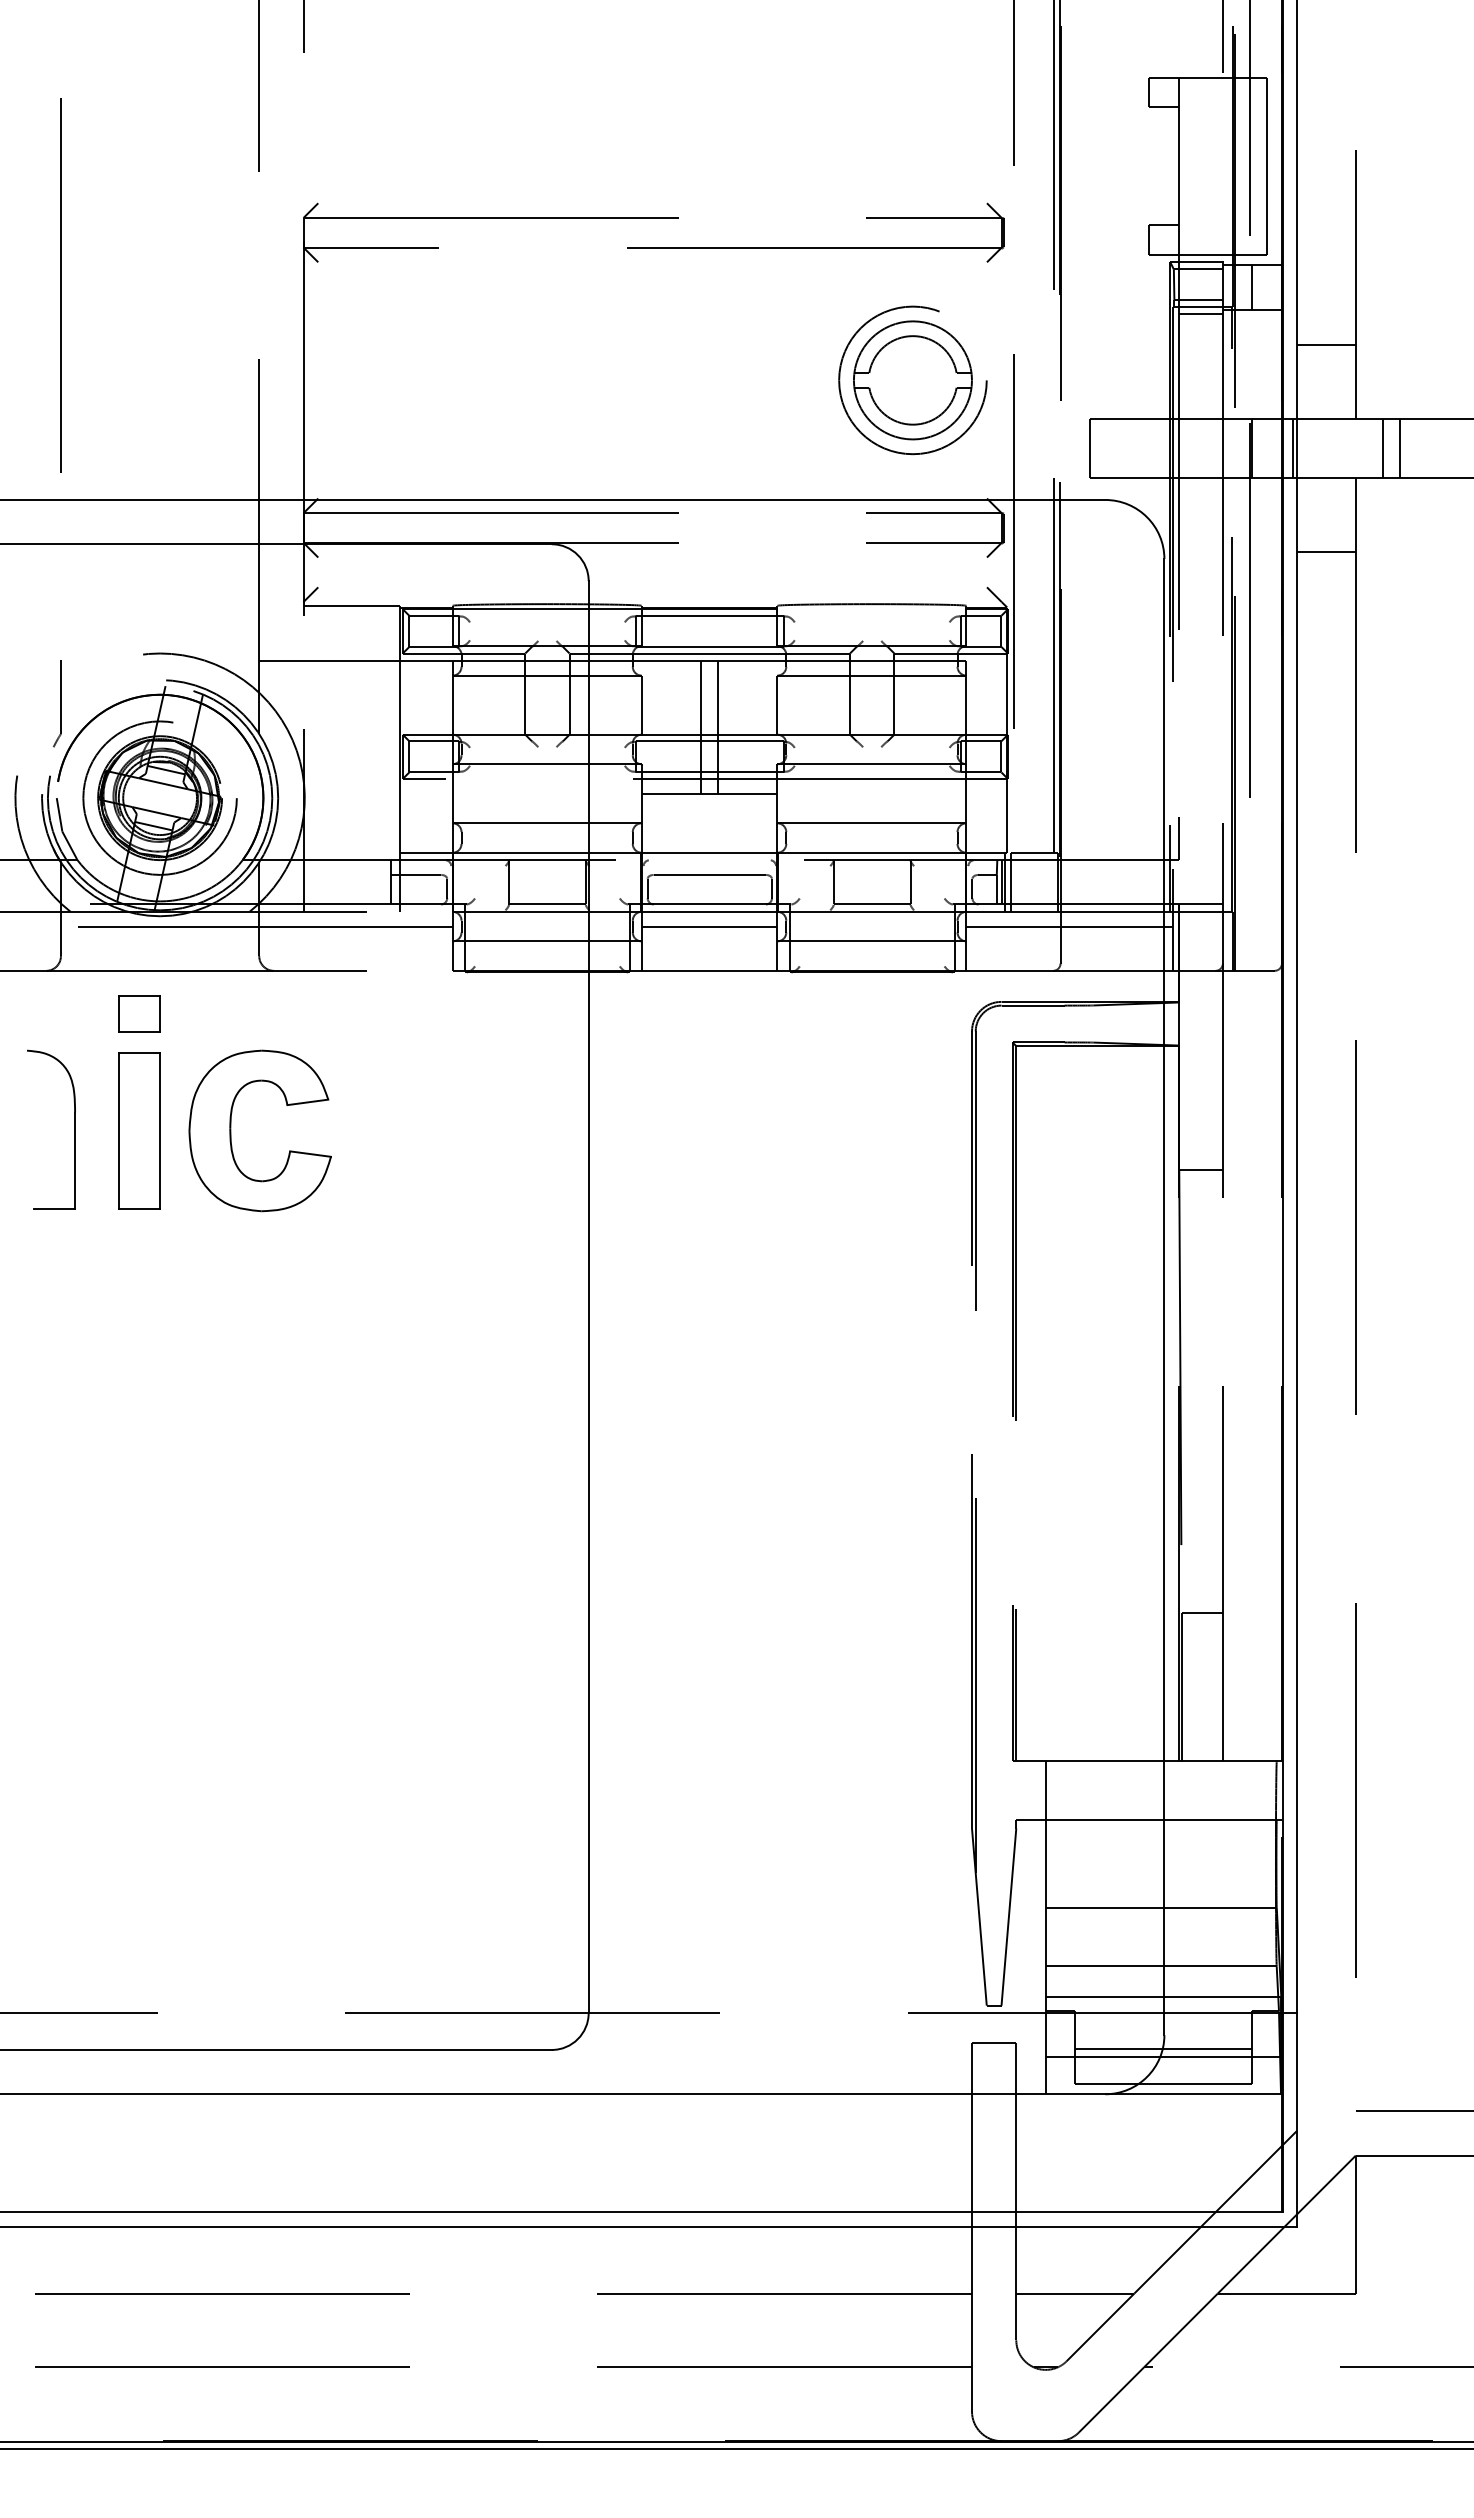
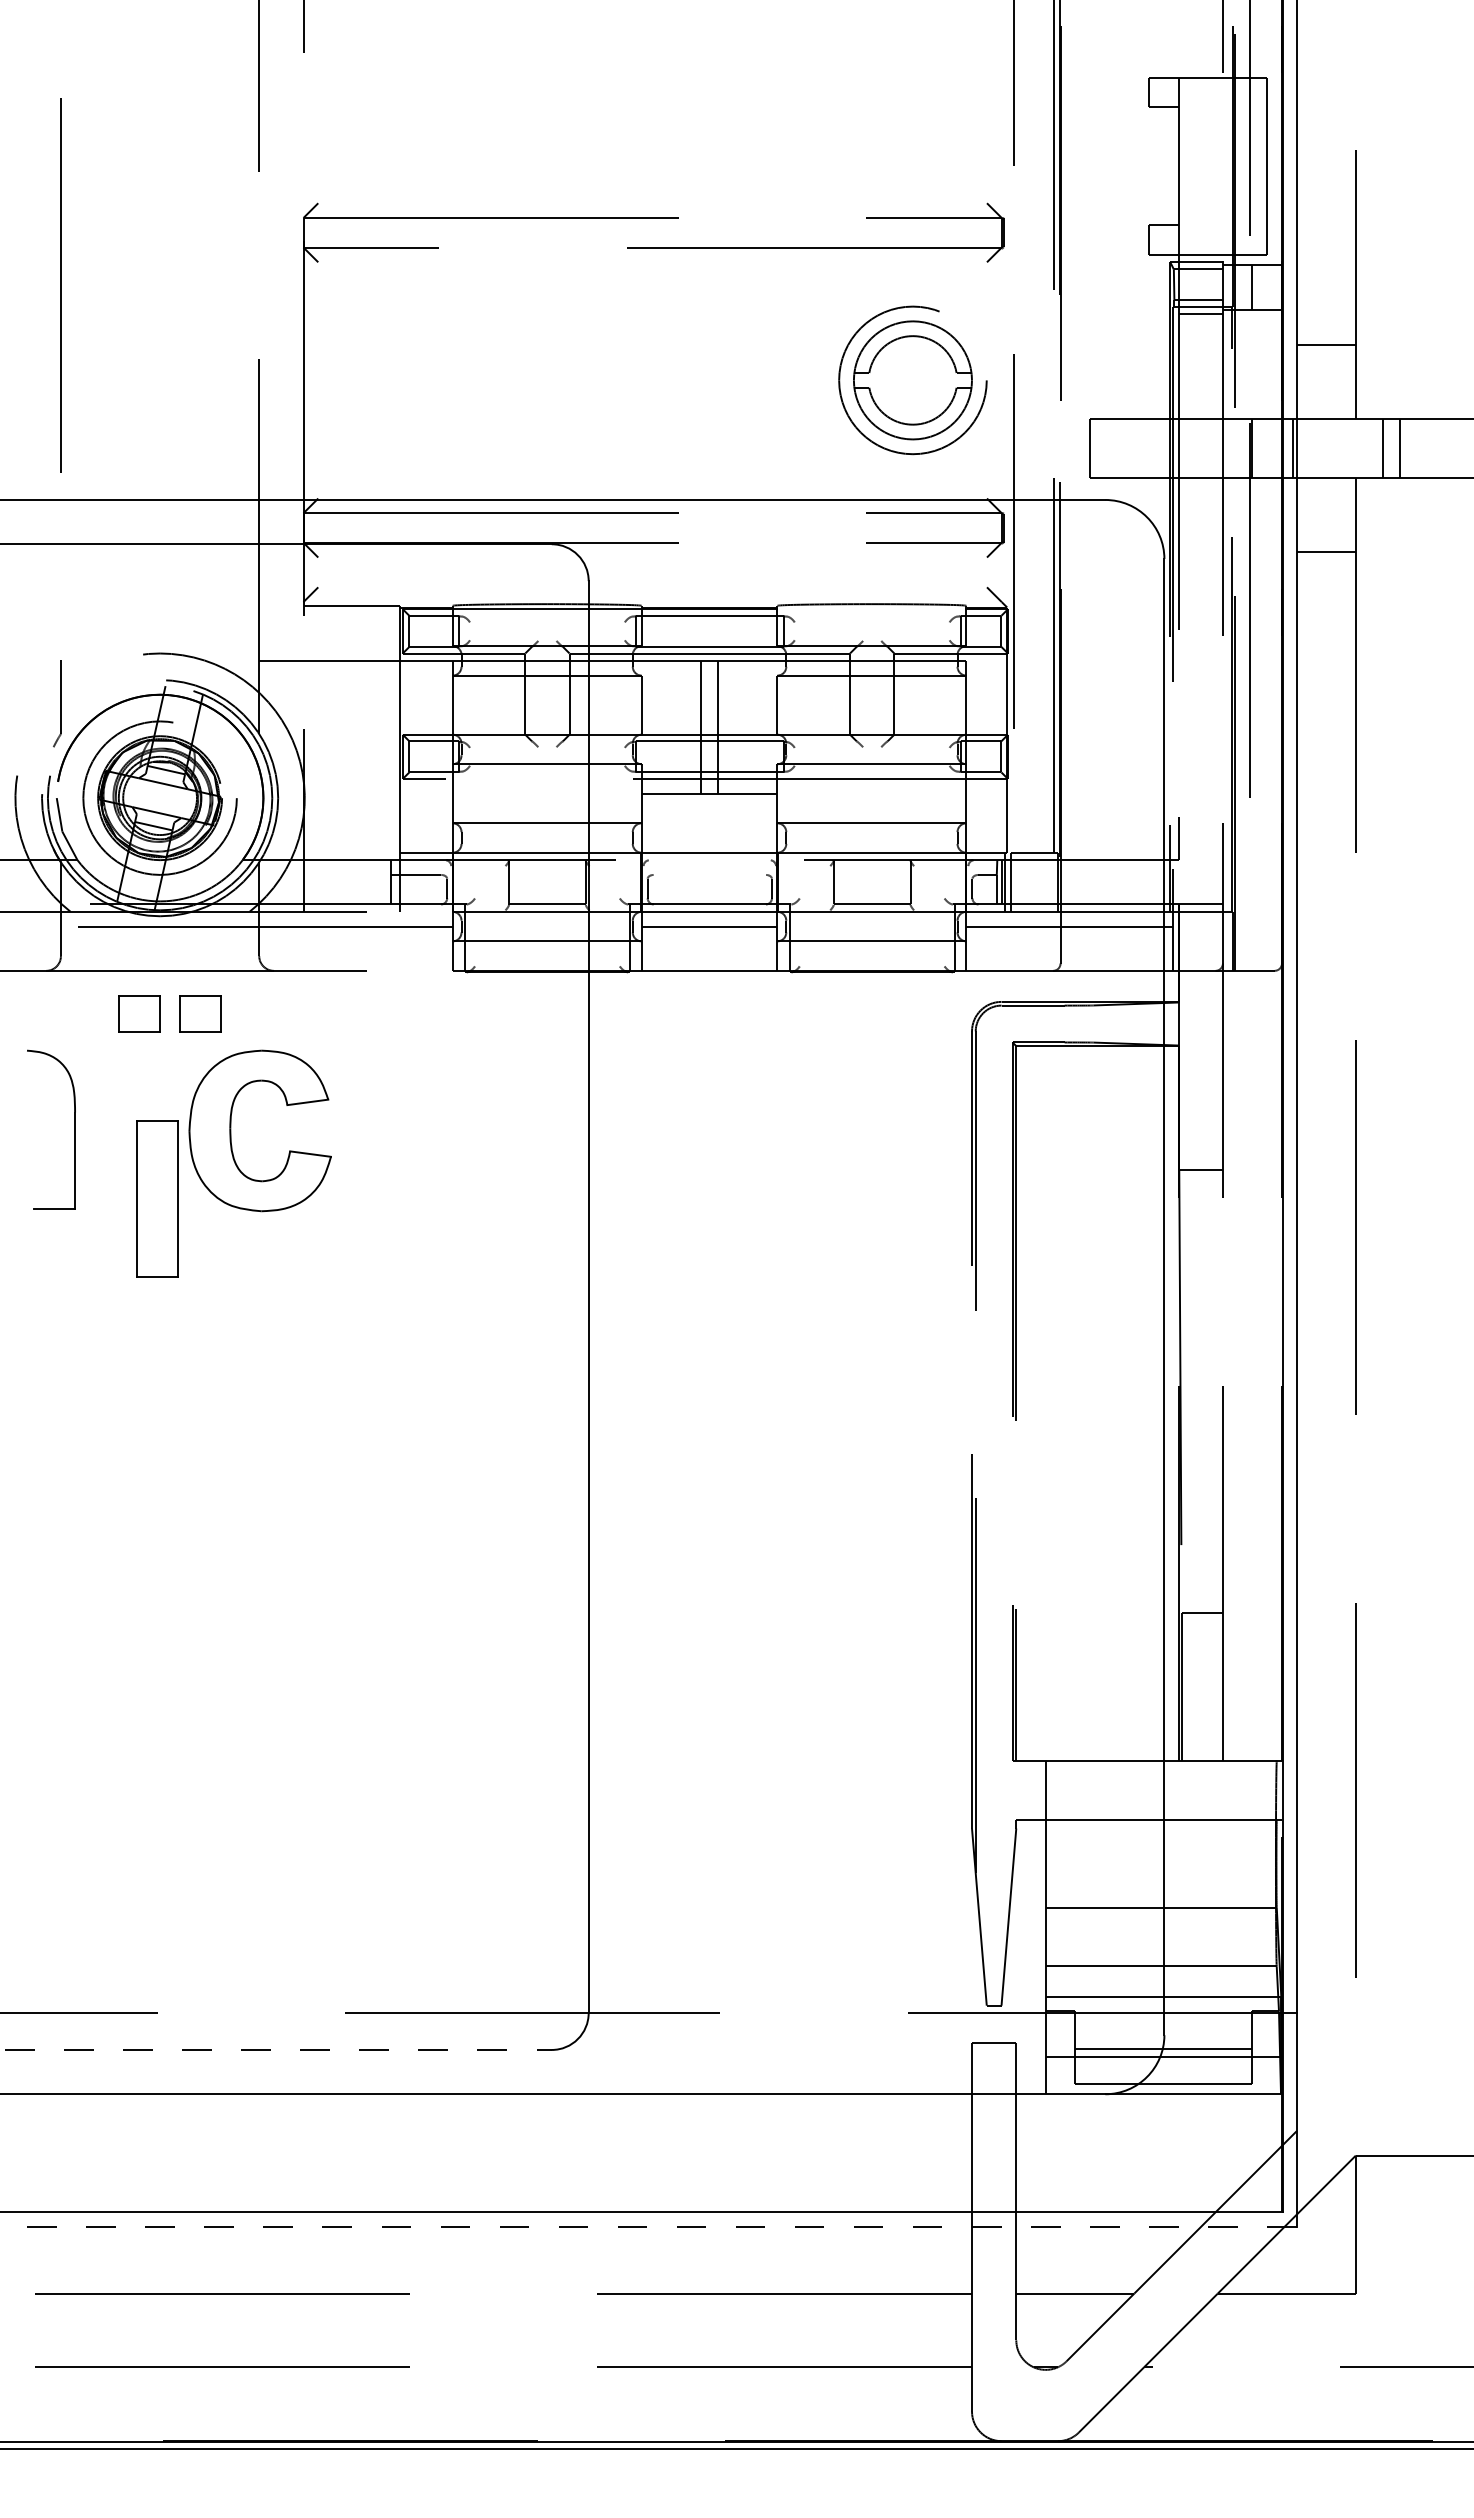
line: present -> none (709, 874)
part: none -> present (200, 1013)
part position: (139, 1130) -> (157, 1198) (157, 1198)
line: solid -> dashed (275, 2049)
line: present -> none (1412, 2111)
line: solid -> dashed (648, 2227)
